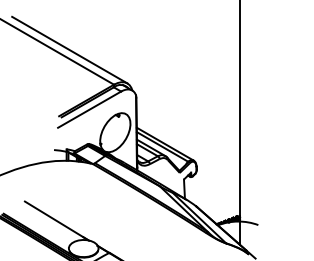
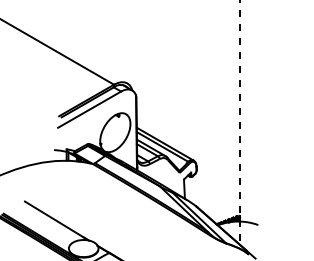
line: present -> none (69, 49)
line: solid -> dashed (239, 122)
